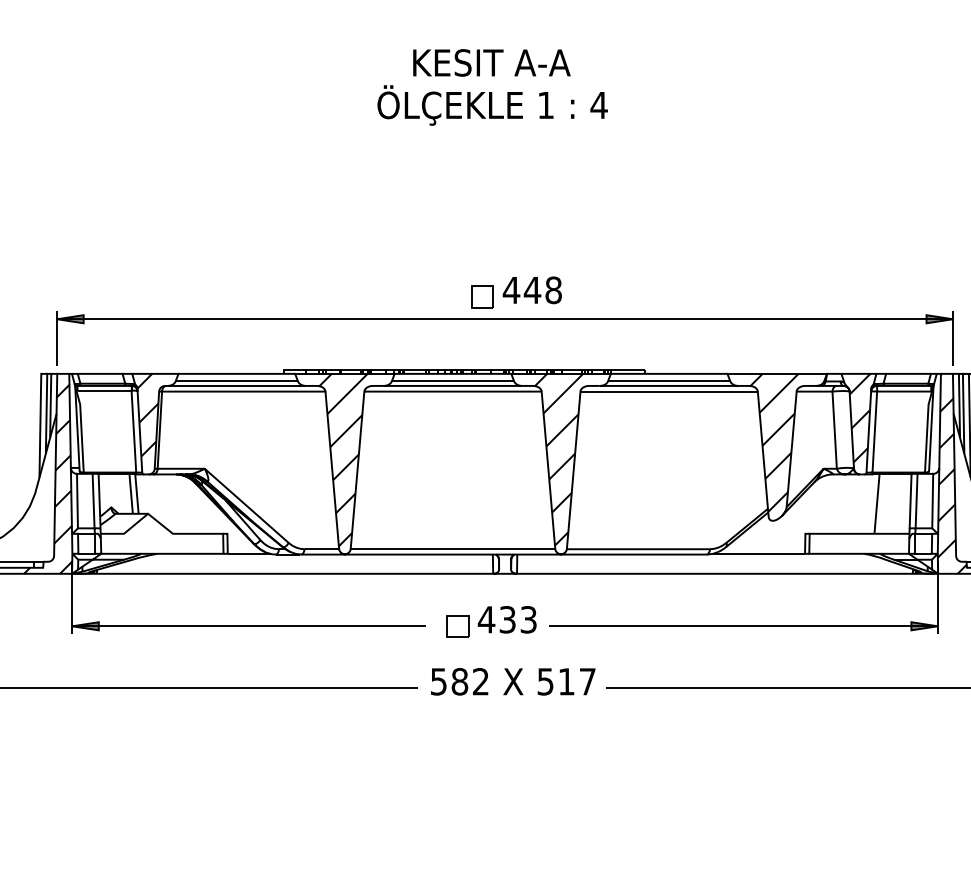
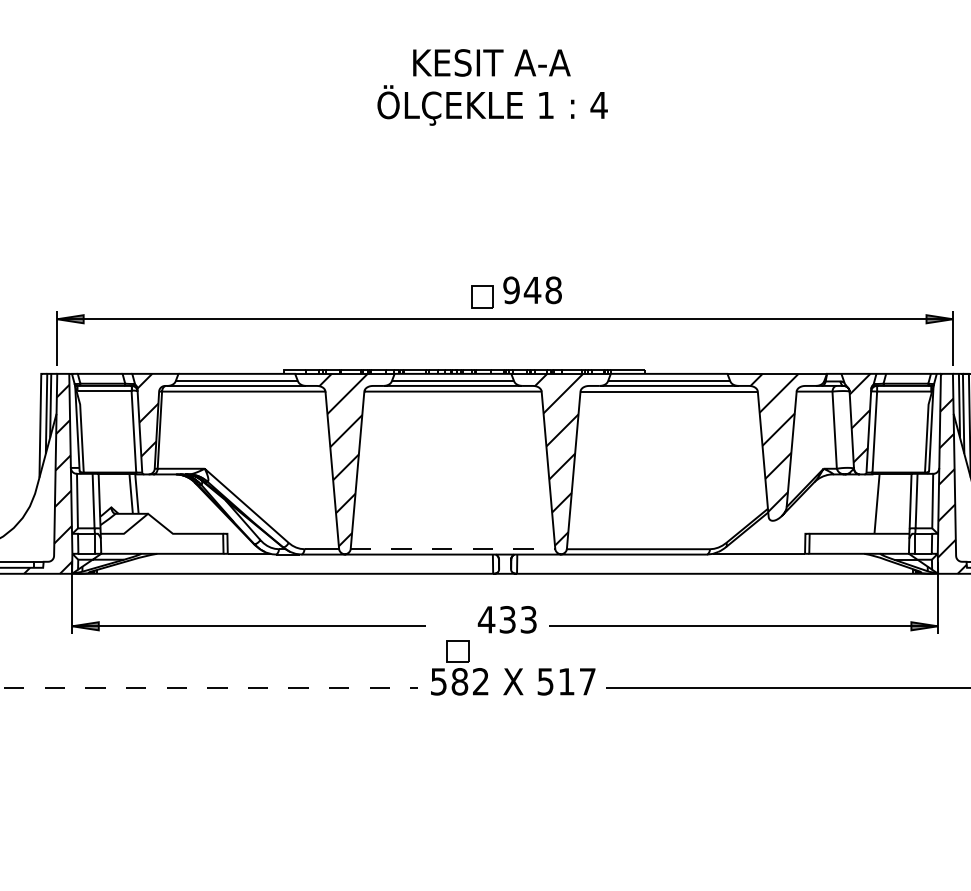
text: 448 -> 948 (511, 290)
line: solid -> dashed (453, 549)
part position: (457, 626) -> (457, 651) (457, 651)
line: solid -> dashed (209, 688)
